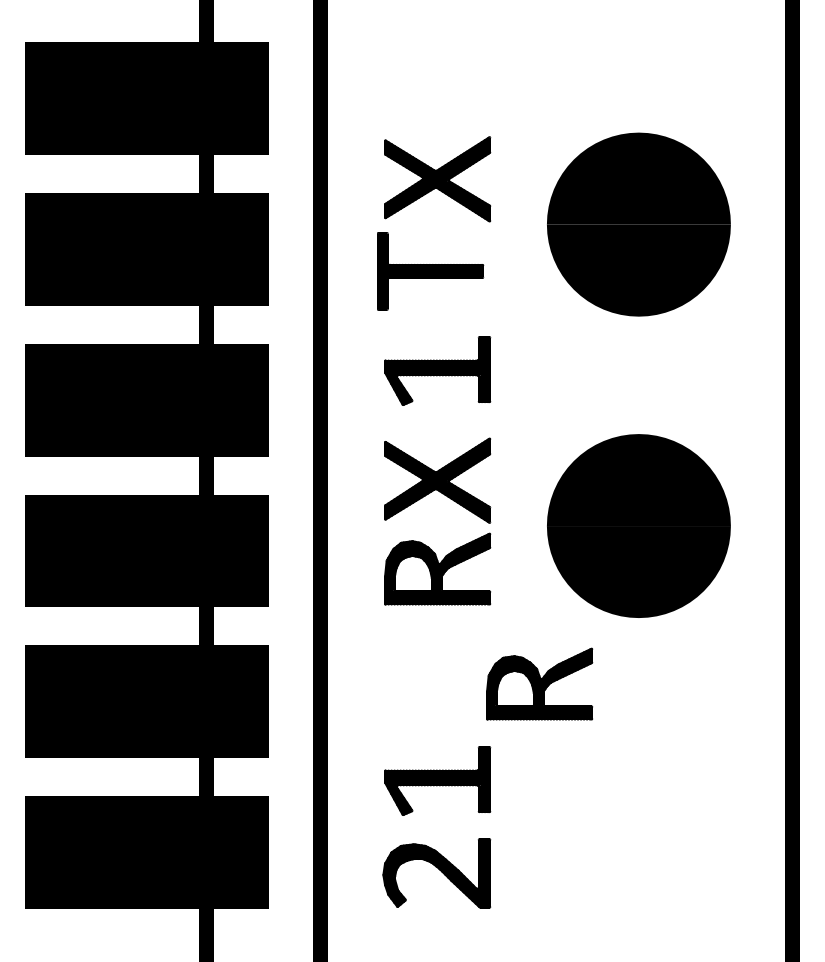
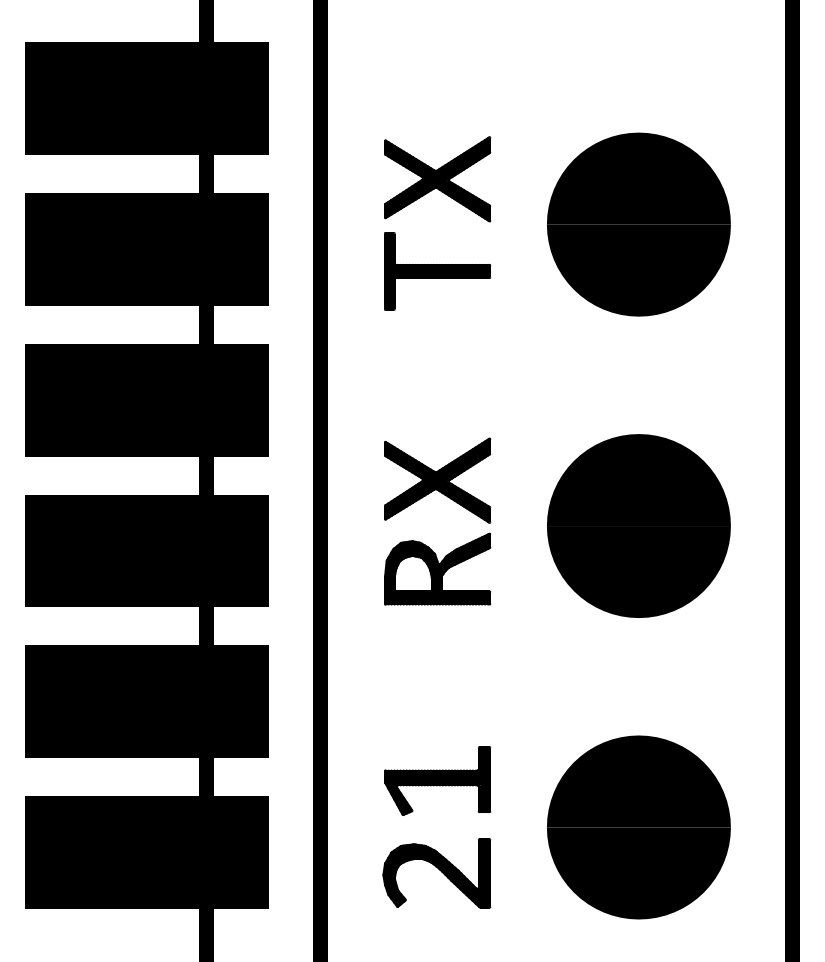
part position: (430, 271) -> (437, 271) (437, 271)
part: present -> none (437, 370)
part: present -> none (539, 683)
part: none -> present (638, 827)
